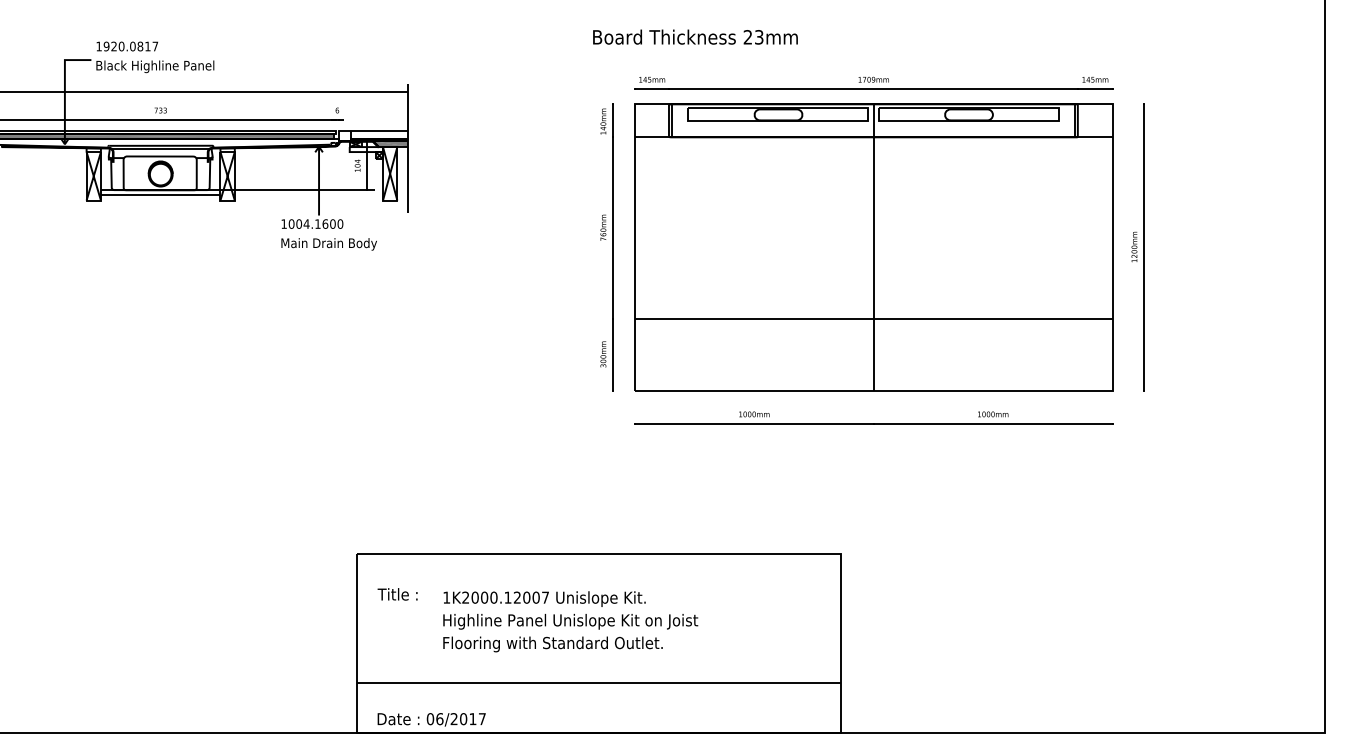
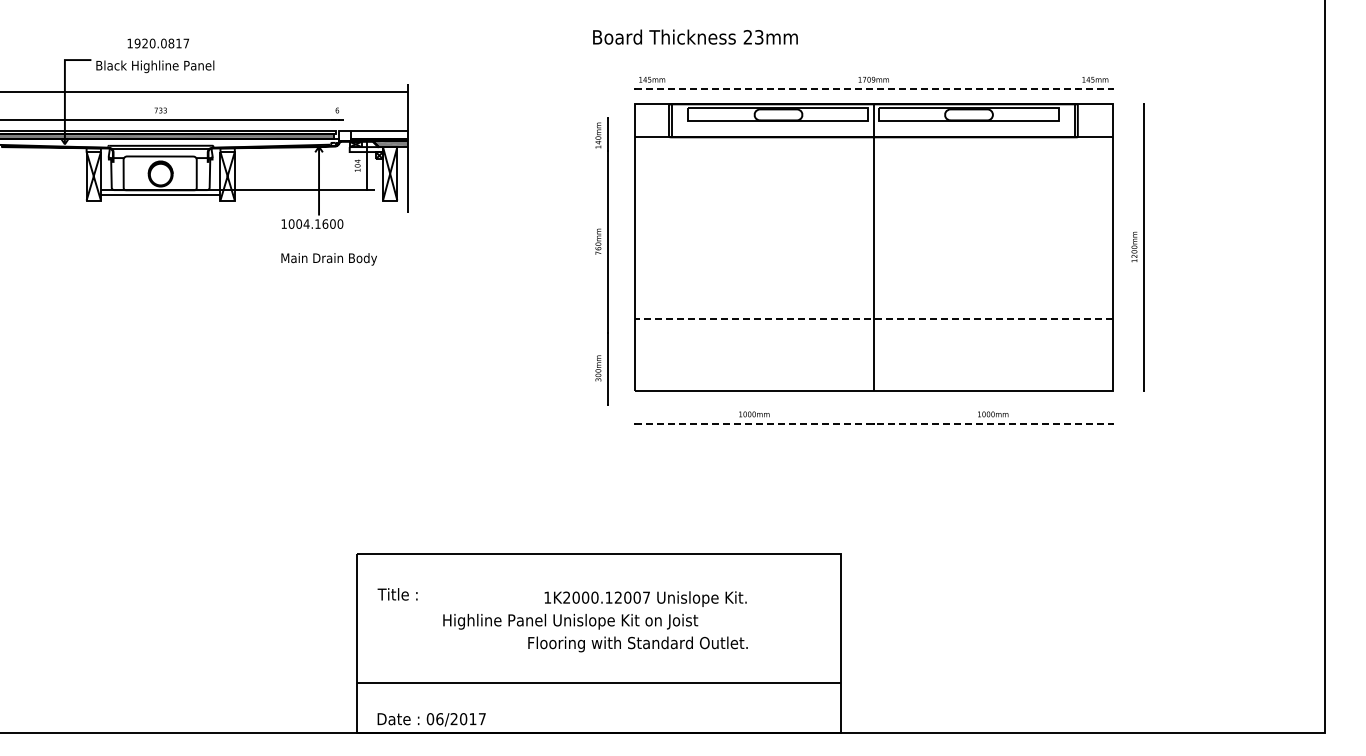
text position: (126, 46) -> (157, 43) (157, 43)
line: solid -> dashed (874, 89)
text position: (328, 244) -> (328, 259) (328, 259)
part position: (606, 247) -> (601, 261) (601, 261)
line: solid -> dashed (873, 319)
line: solid -> dashed (873, 423)
text position: (544, 598) -> (645, 598) (645, 598)
text position: (552, 644) -> (637, 644) (637, 644)
